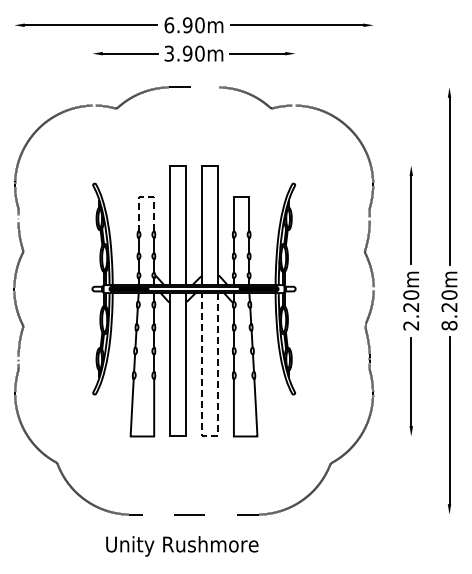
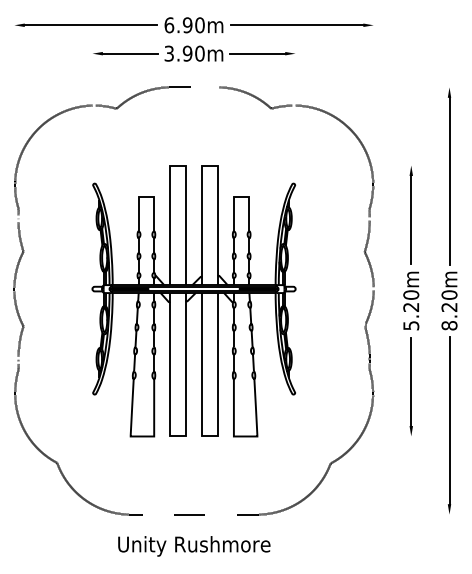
line: dashed -> solid (146, 197)
text: 2.20m -> 5.20m (411, 325)
line: dashed -> solid (209, 436)
text position: (182, 546) -> (194, 546) (194, 546)
